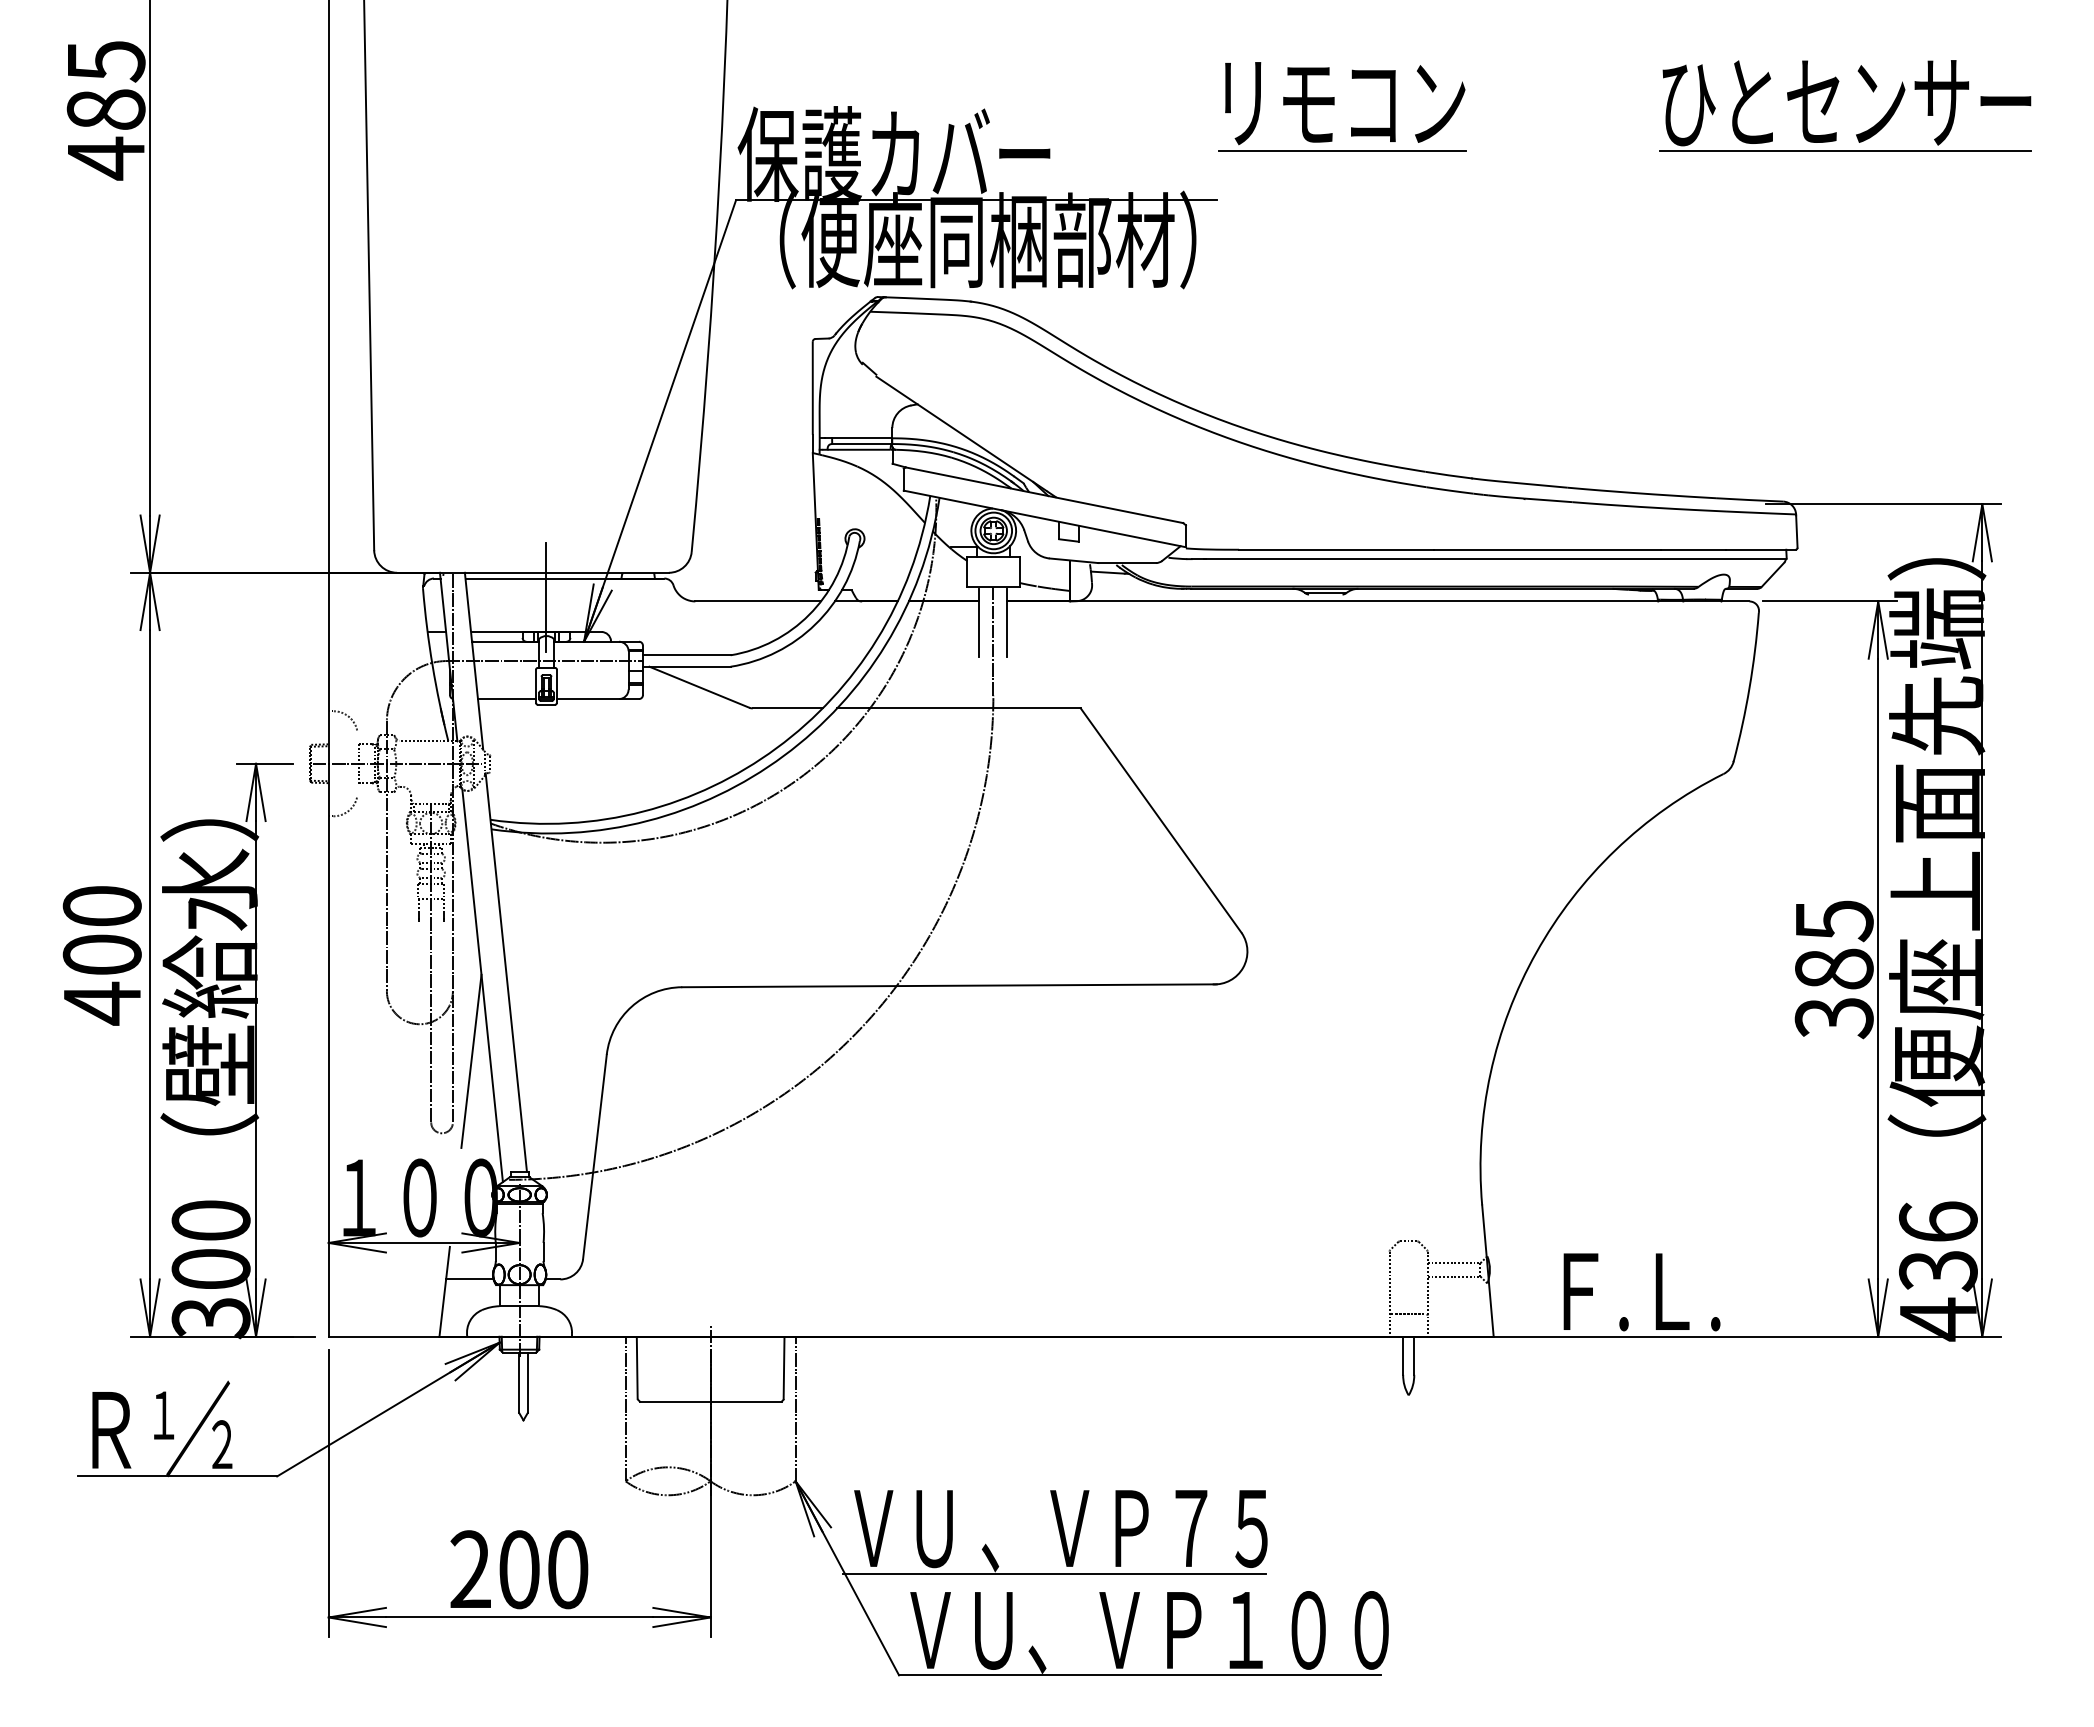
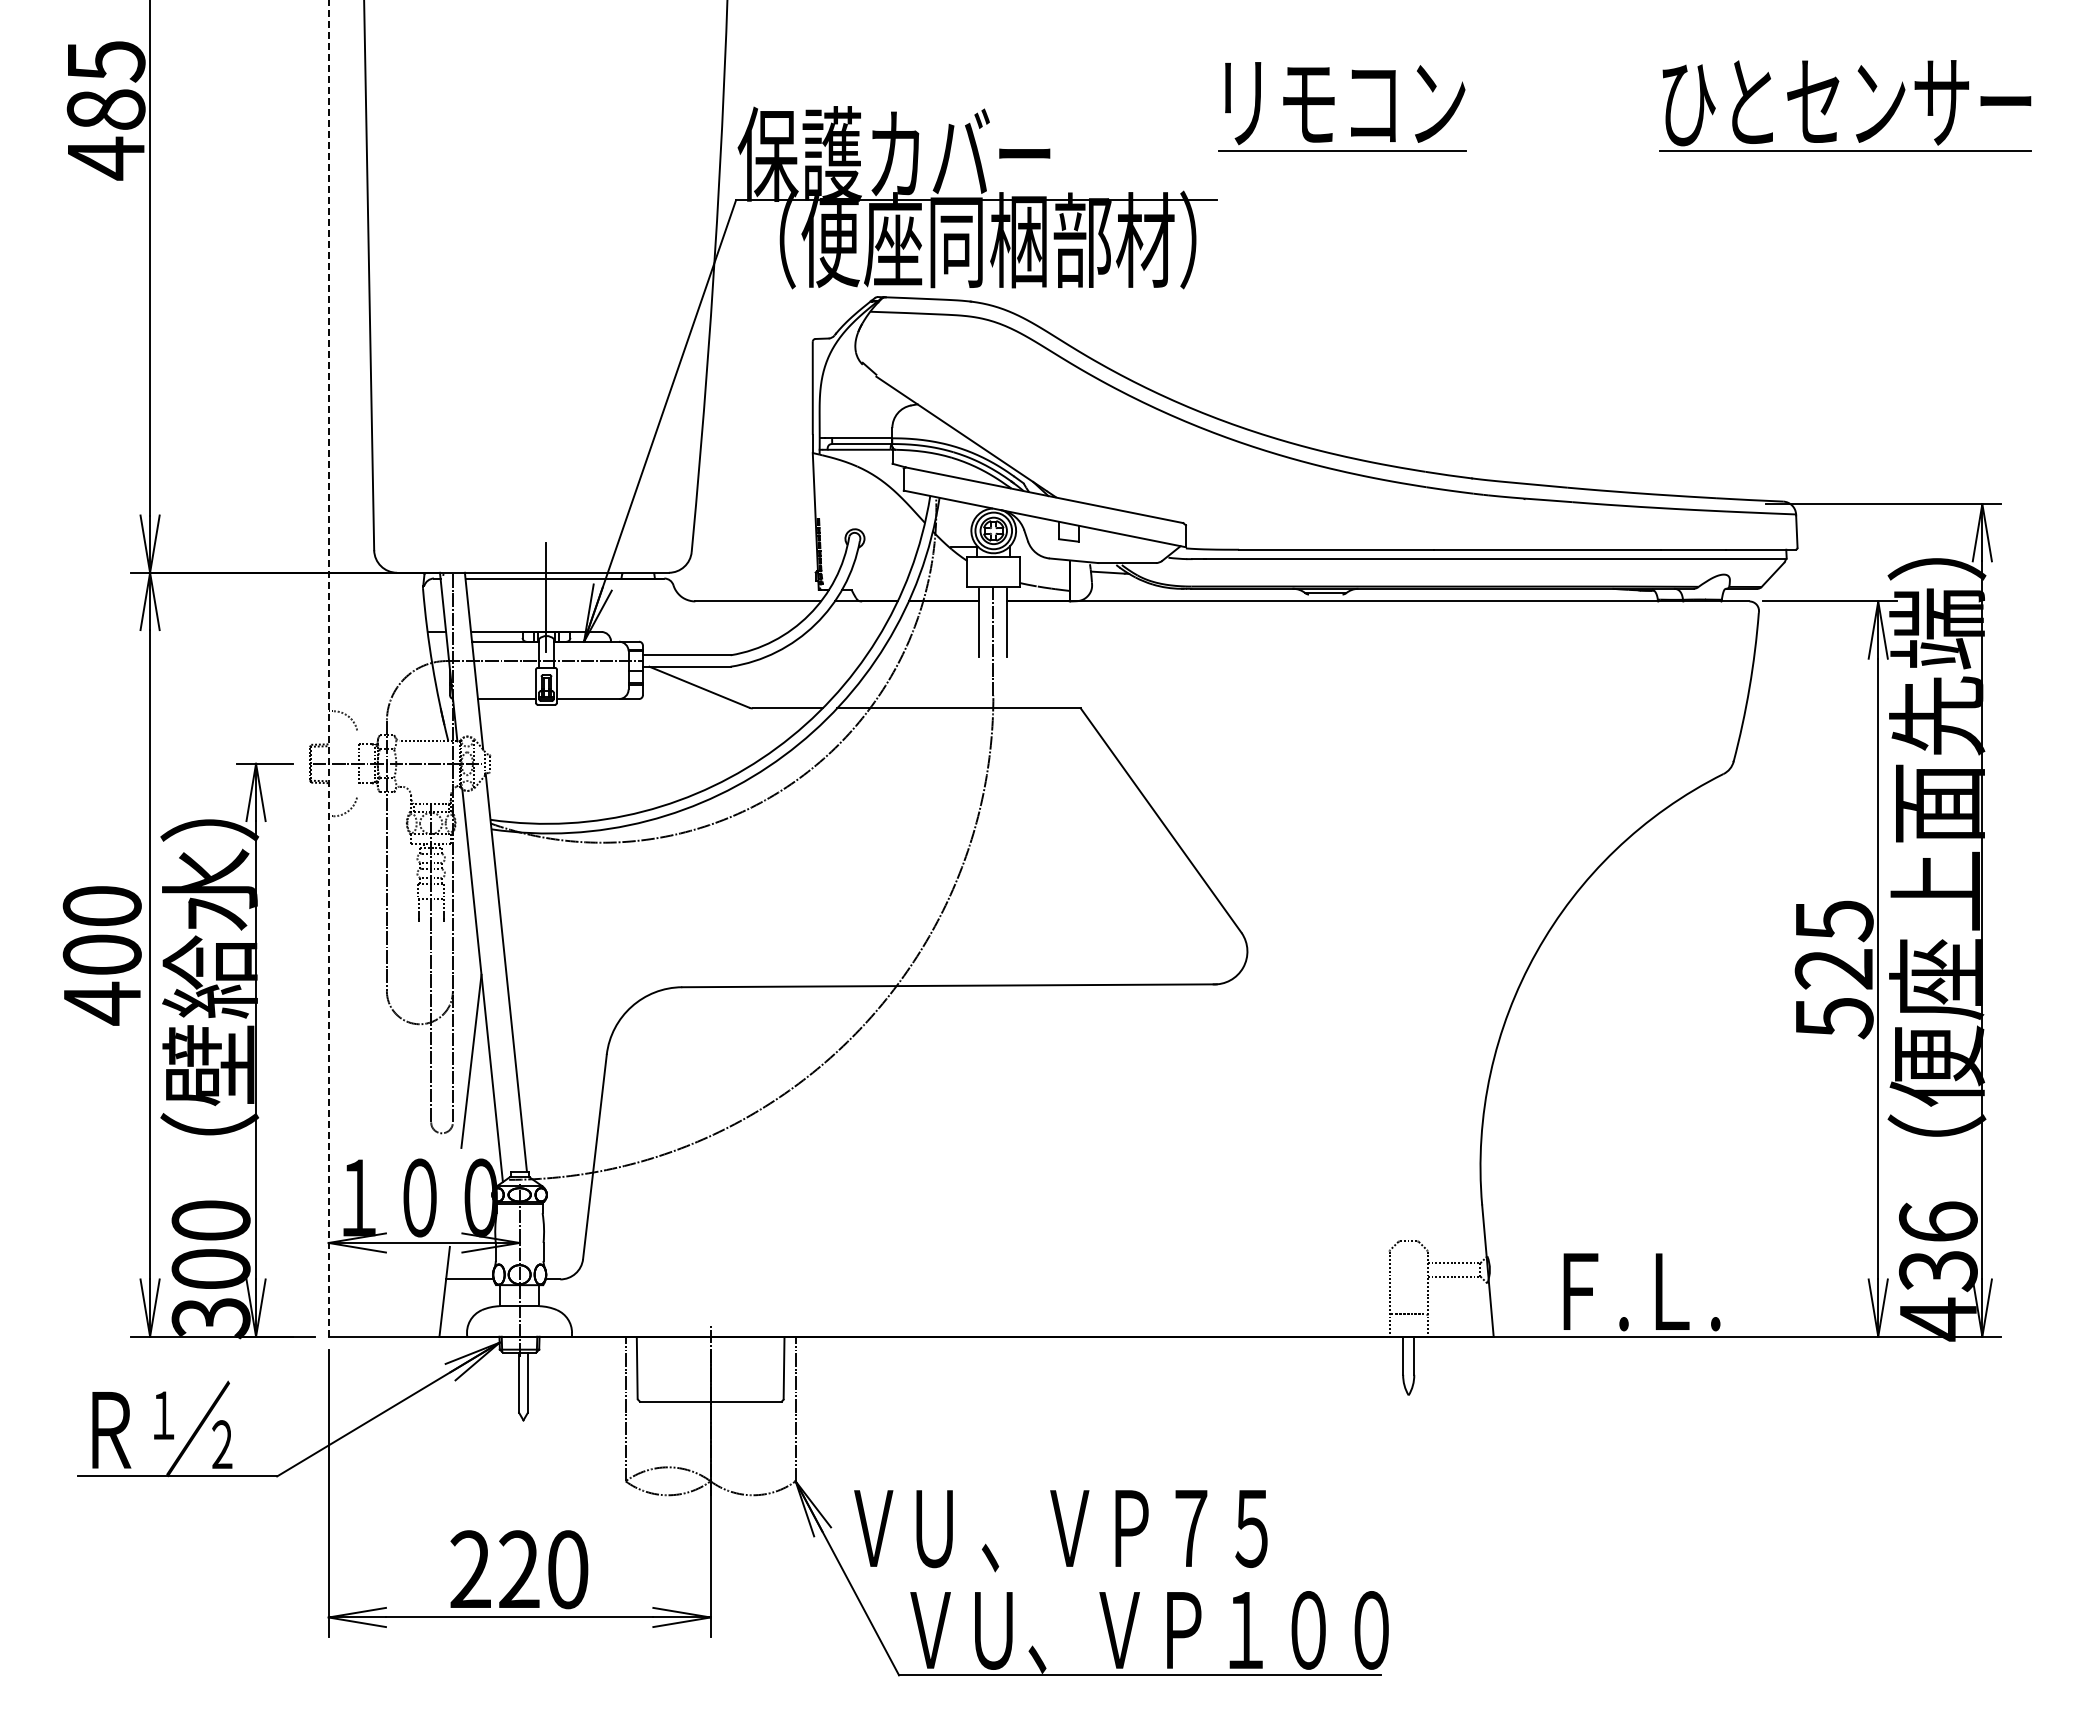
line: solid -> dashed (328, 668)
text: 385 -> 525 (1833, 993)
text: 200 -> 220 (519, 1569)
line: present -> none (1054, 1573)
